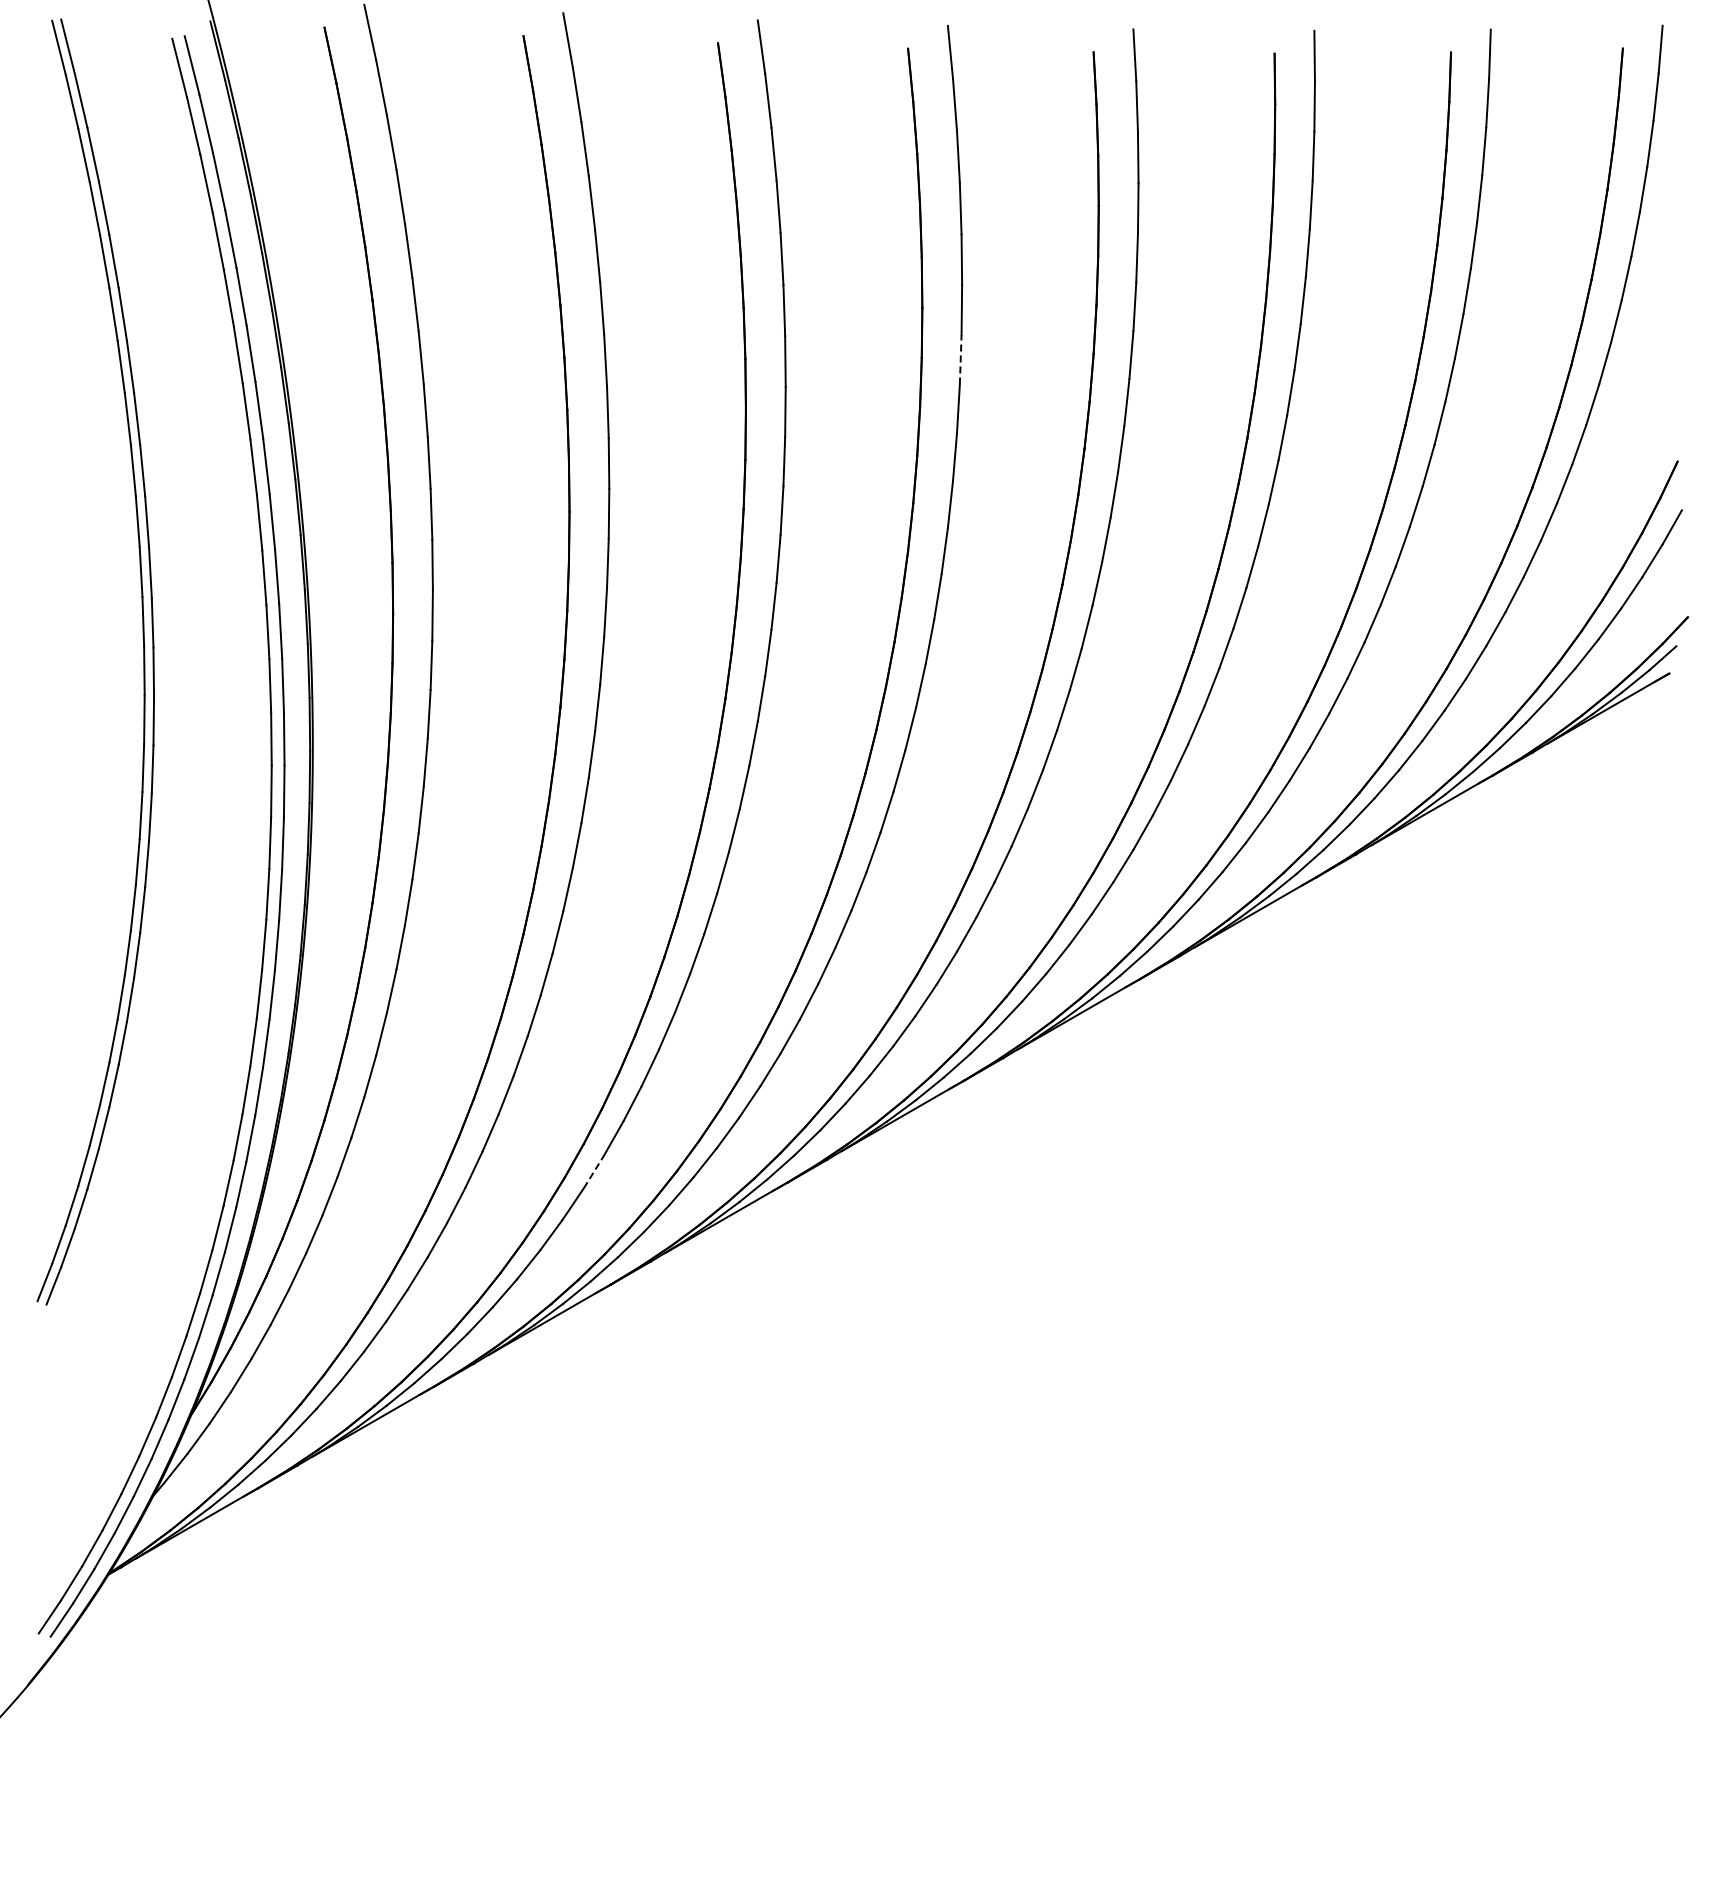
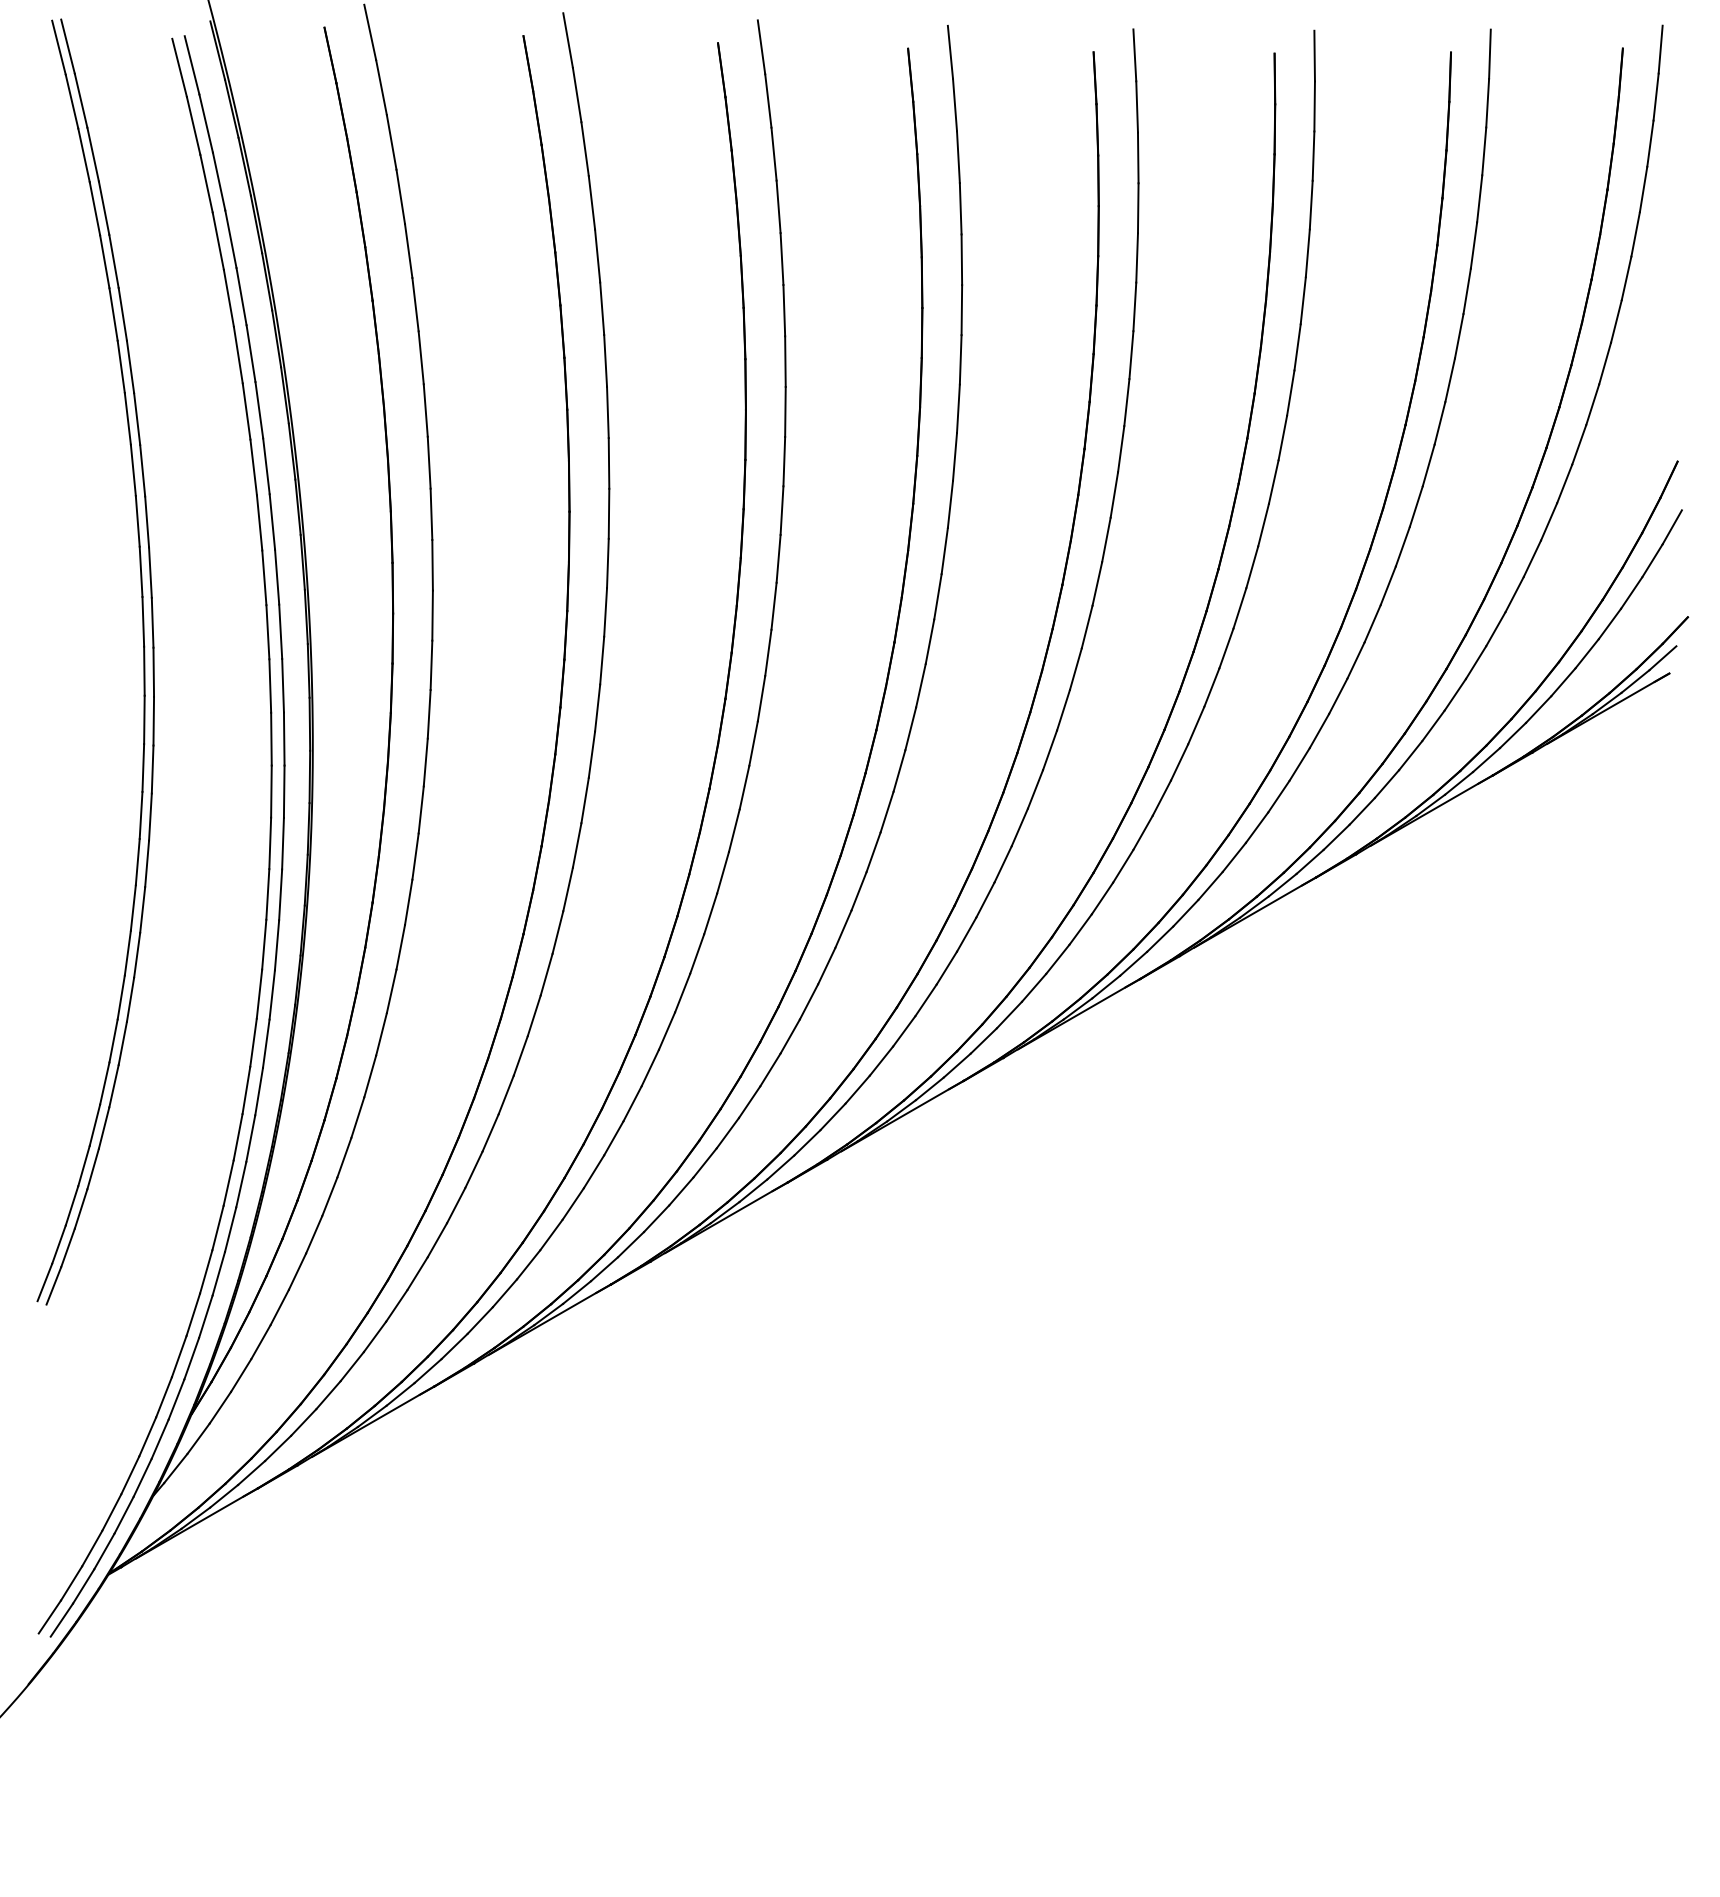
line: dashed -> solid (960, 359)
line: dashed -> solid (594, 1171)
